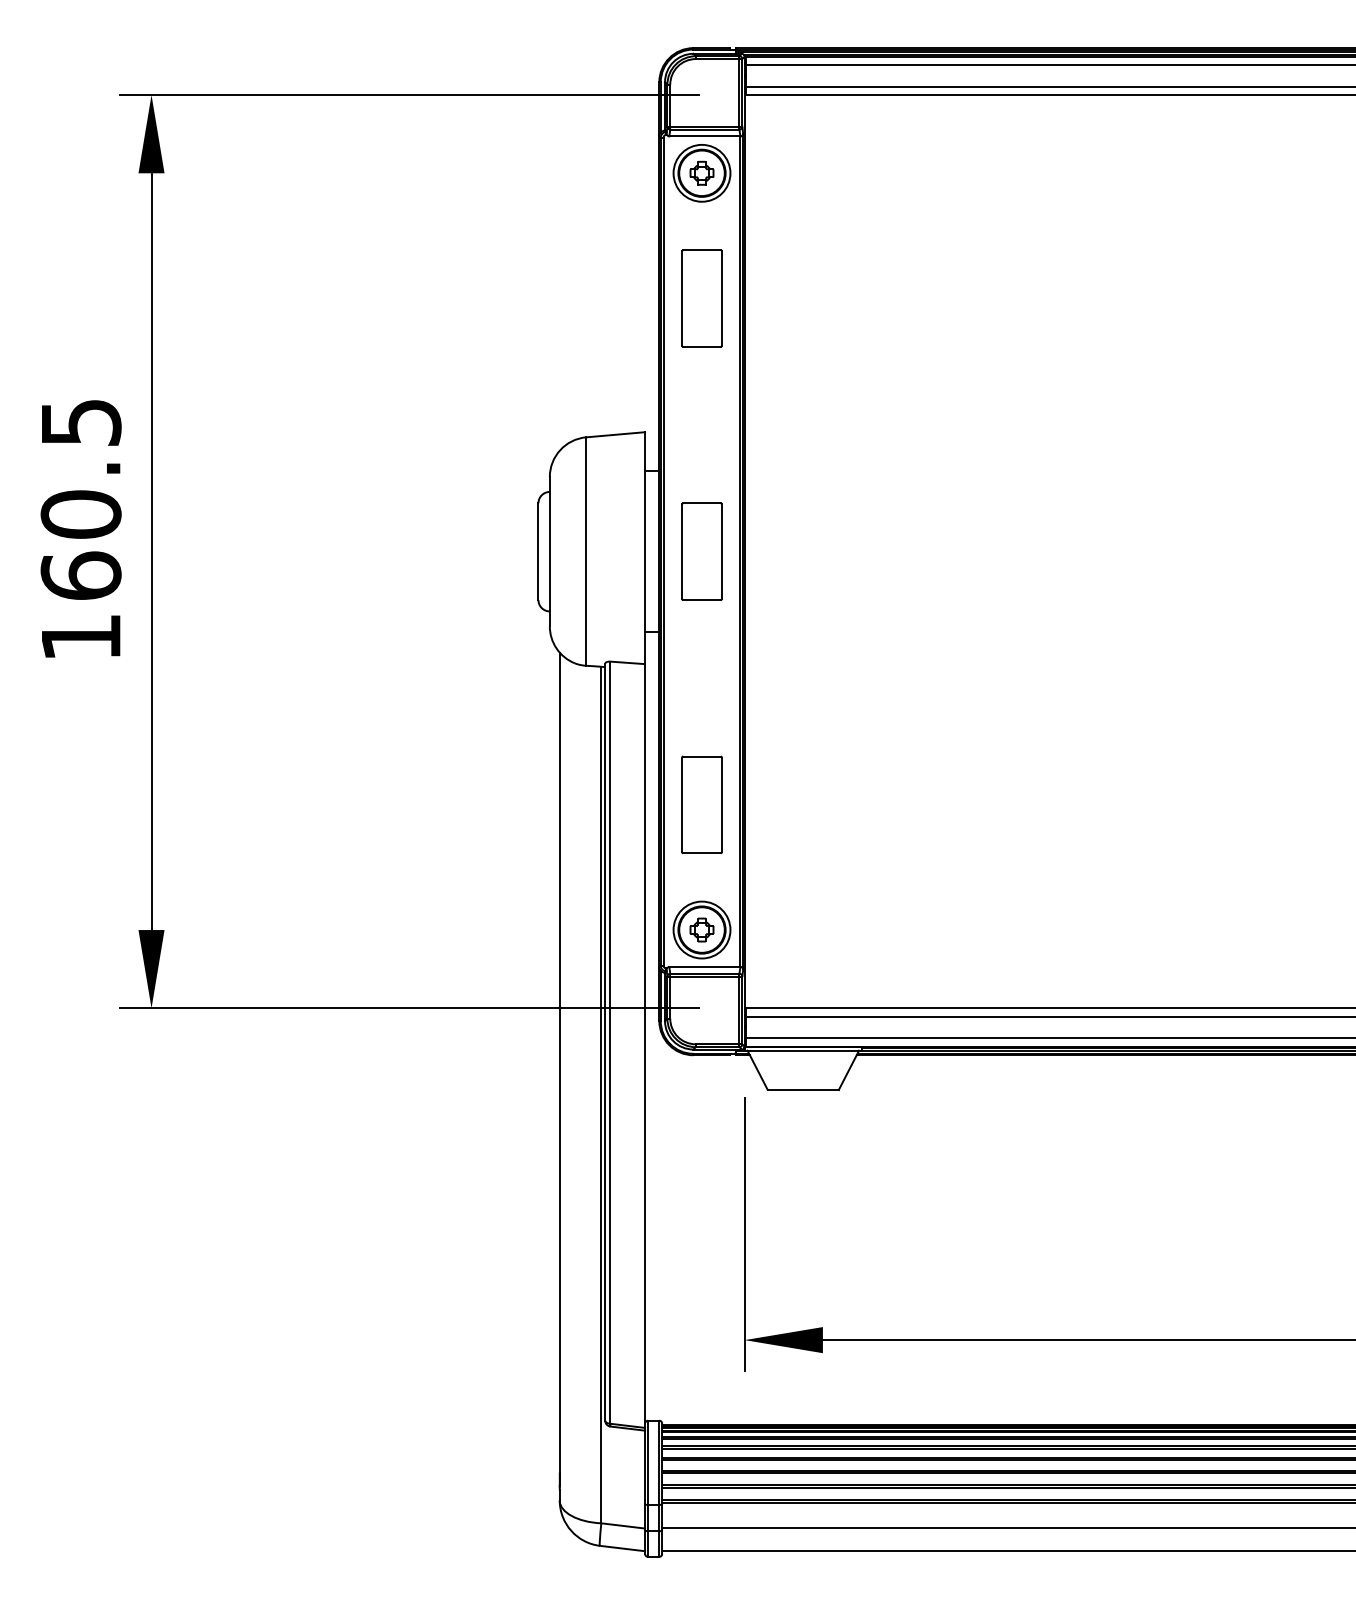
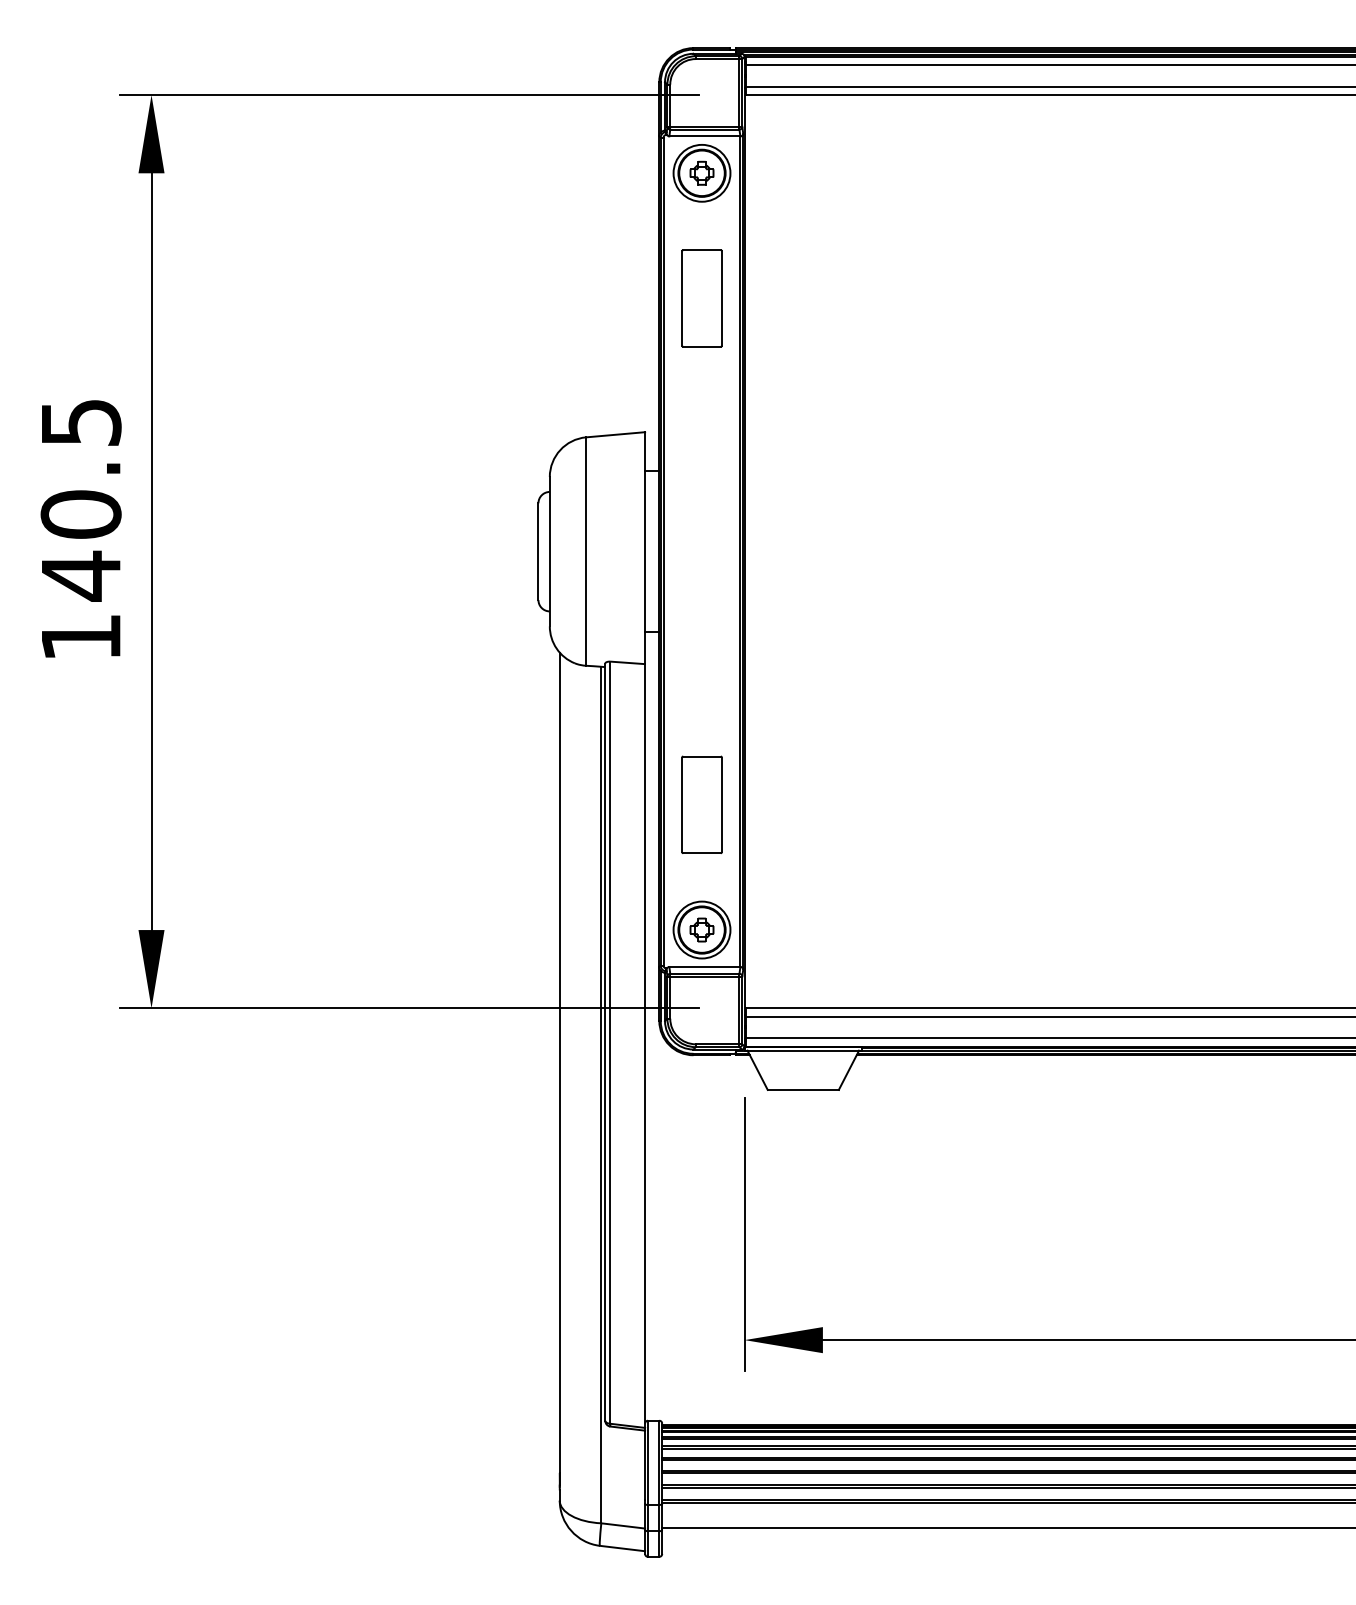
part: present -> none (701, 551)
text: 160.5 -> 140.5 (80, 575)
line: present -> none (1007, 1551)
